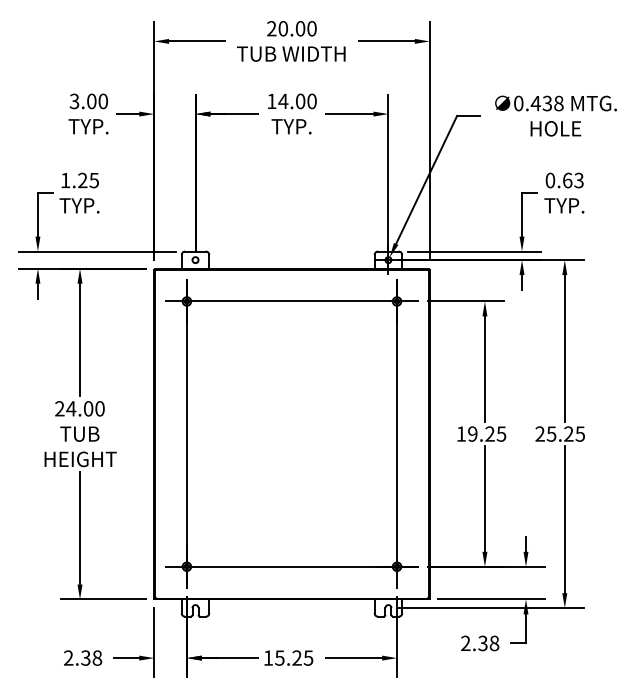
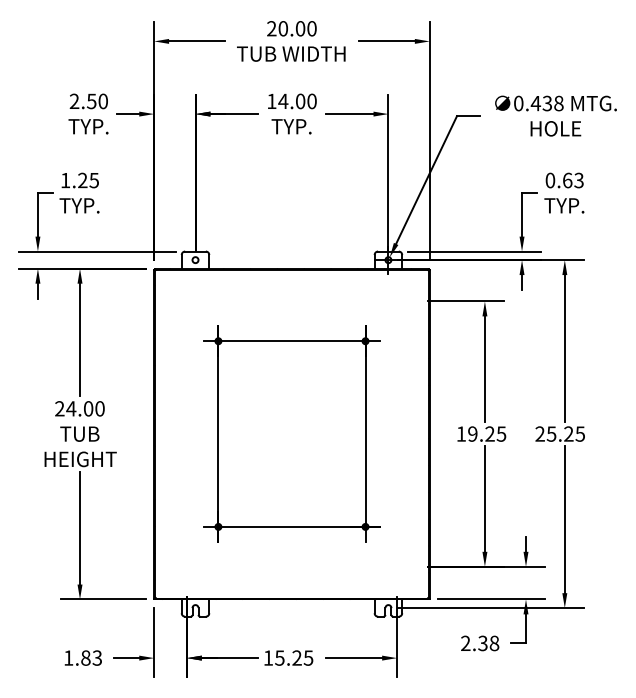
text: 3.00 -> 2.50 (82, 101)
part size: 254x310 px -> 178x218 px (291, 433)
text: 2.38 -> 1.83 (83, 657)
